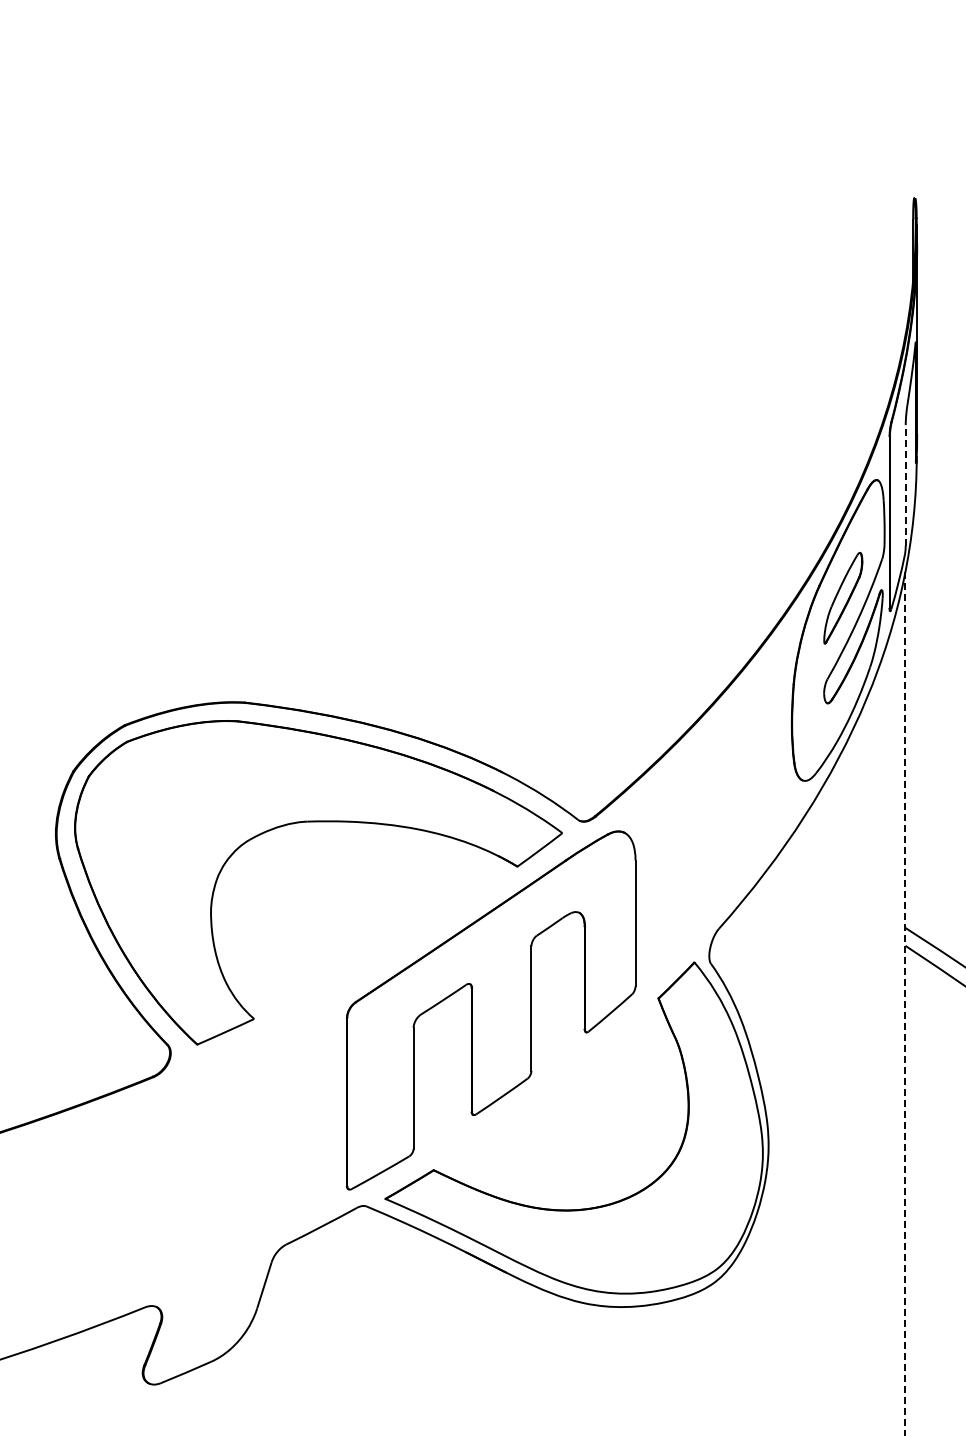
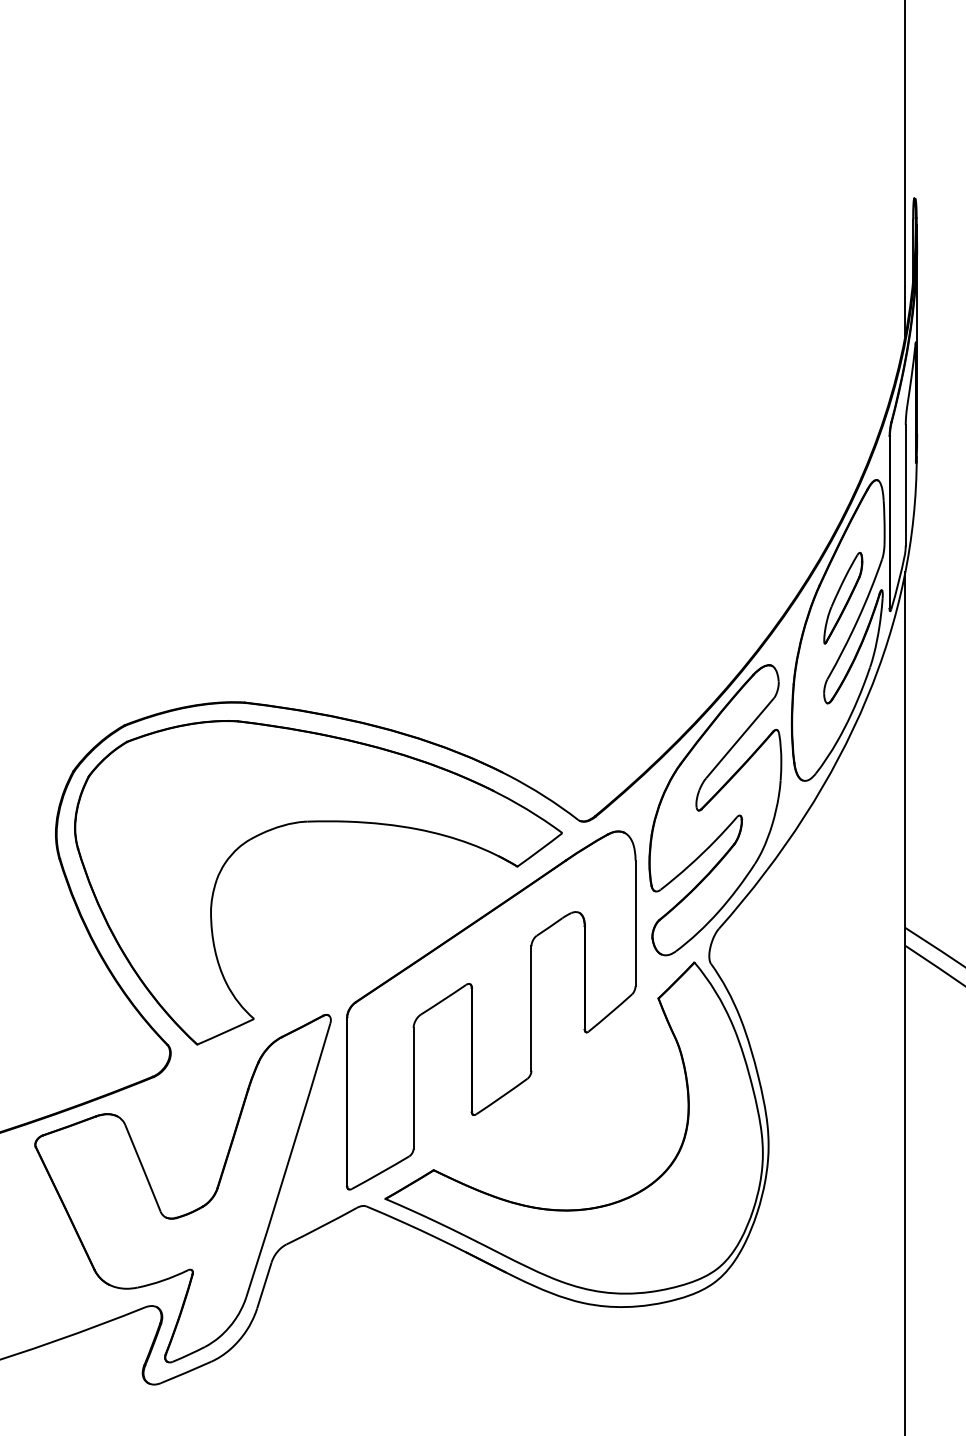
line: none -> present (905, 168)
line: dashed -> solid (905, 484)
part: none -> present (715, 810)
line: dashed -> solid (905, 1003)
part: none -> present (192, 1210)
